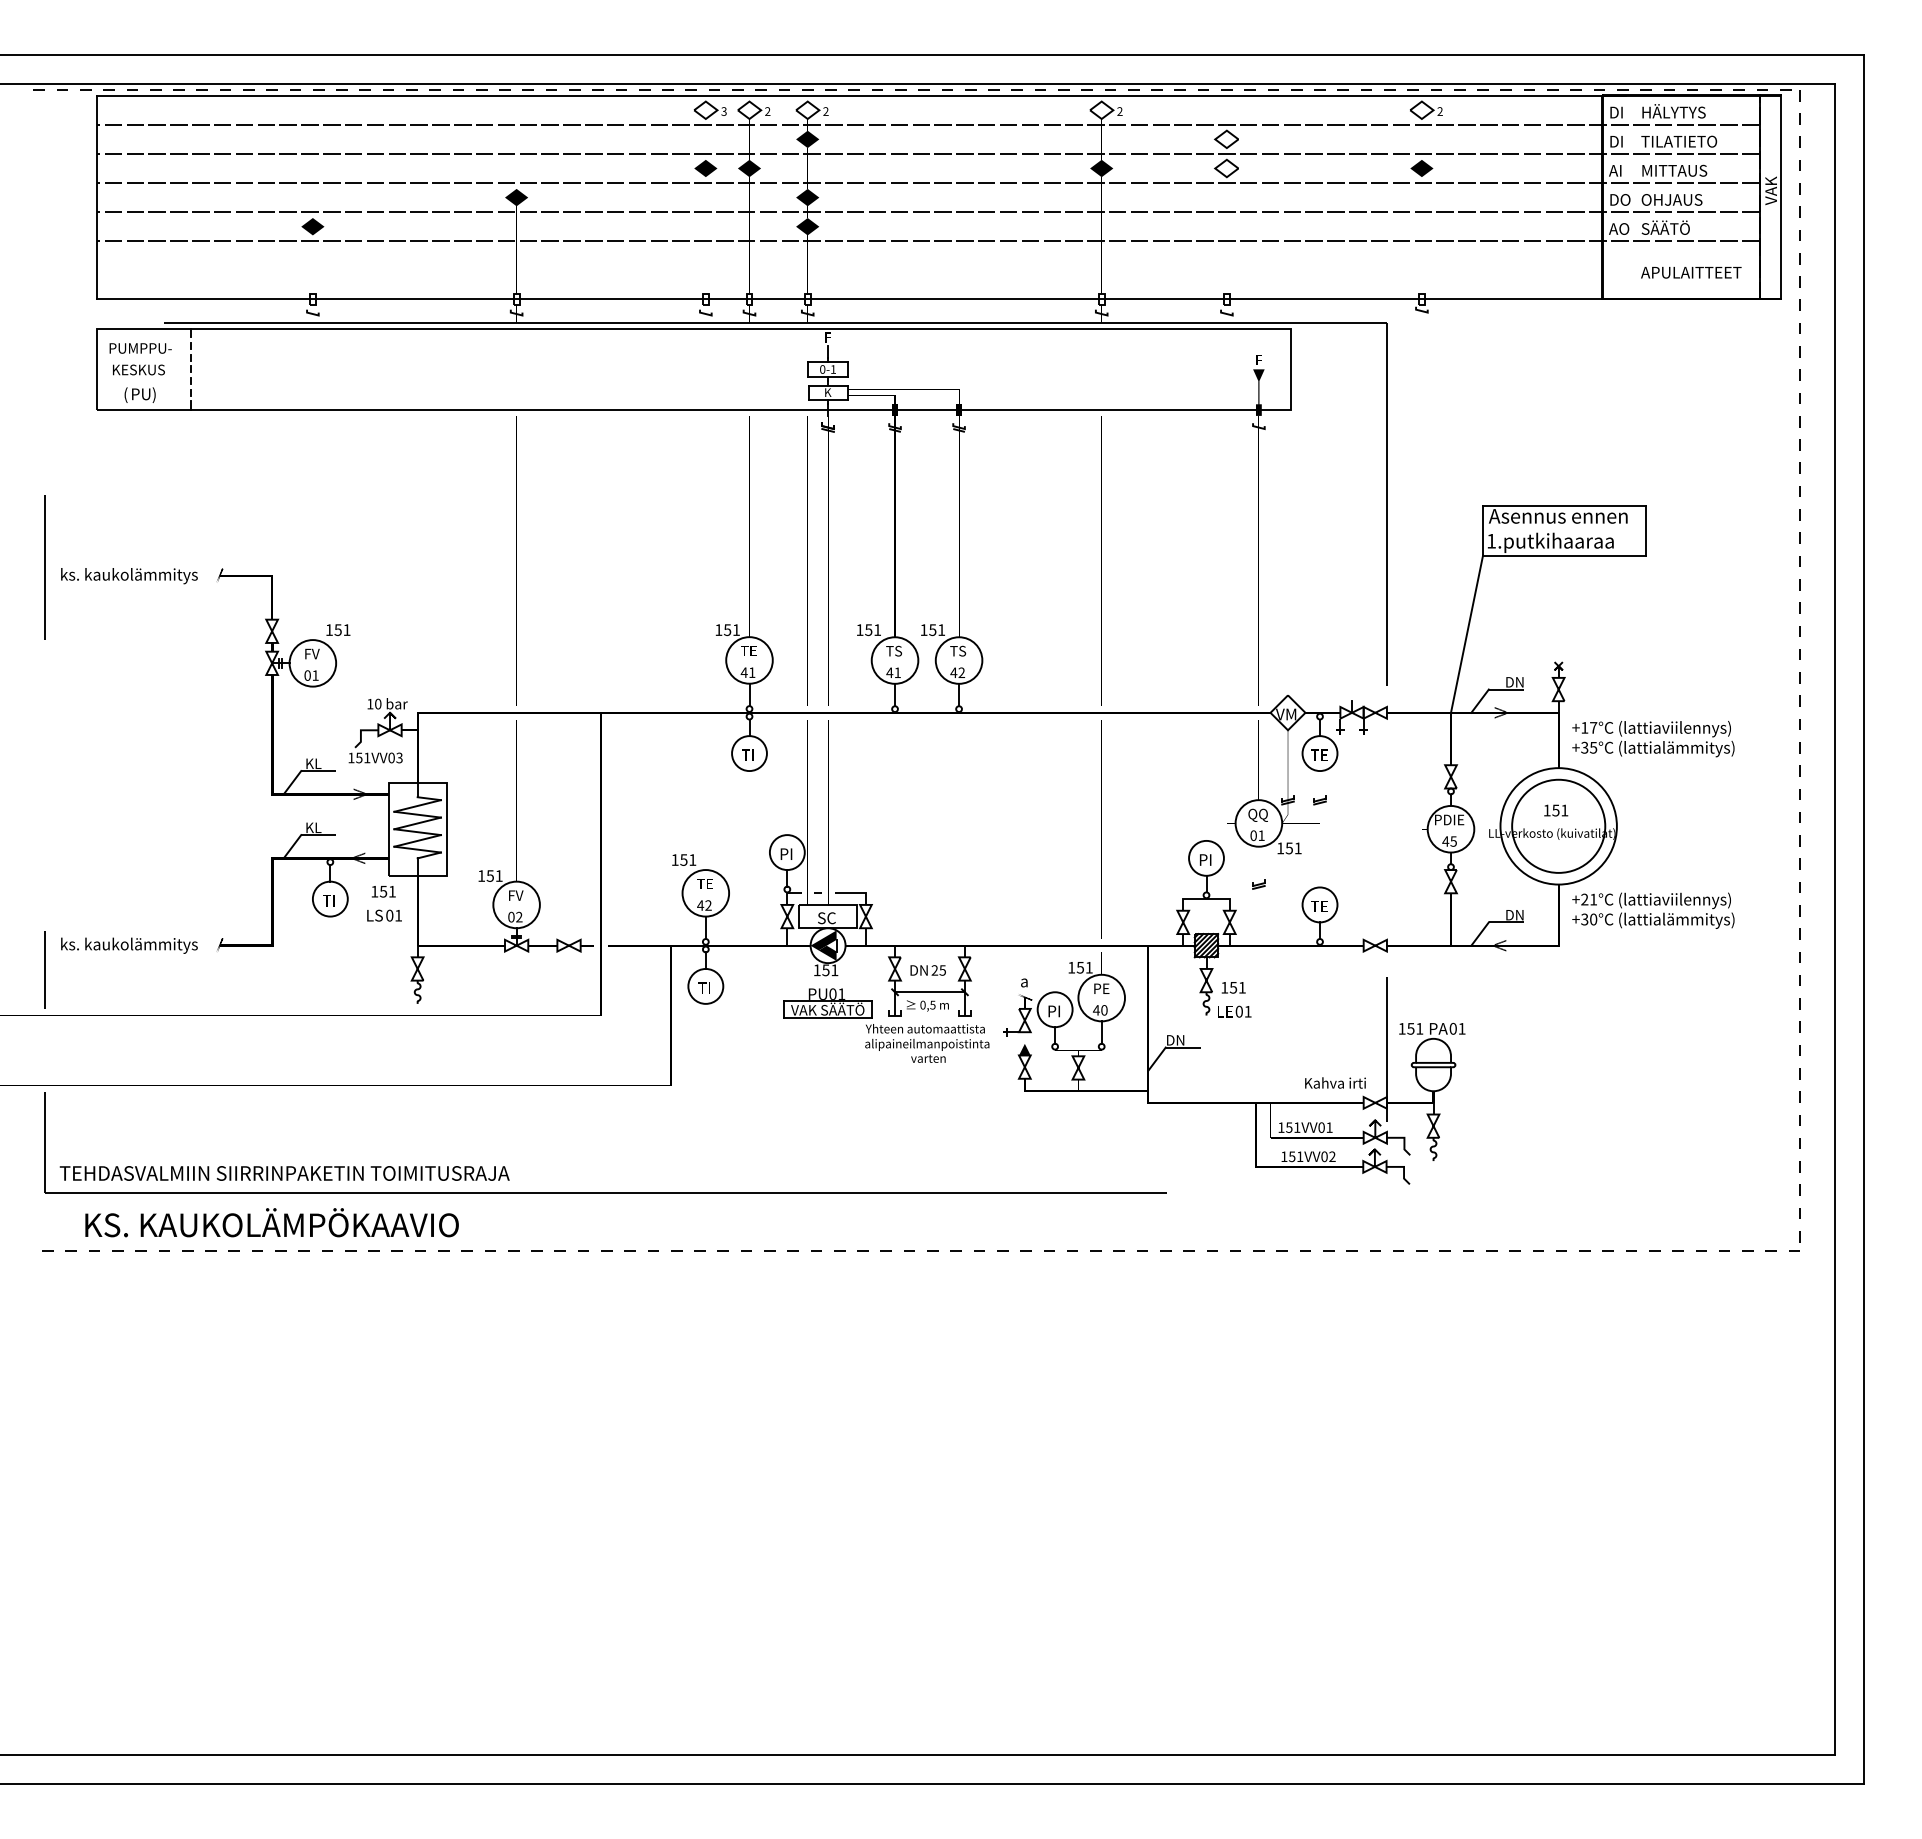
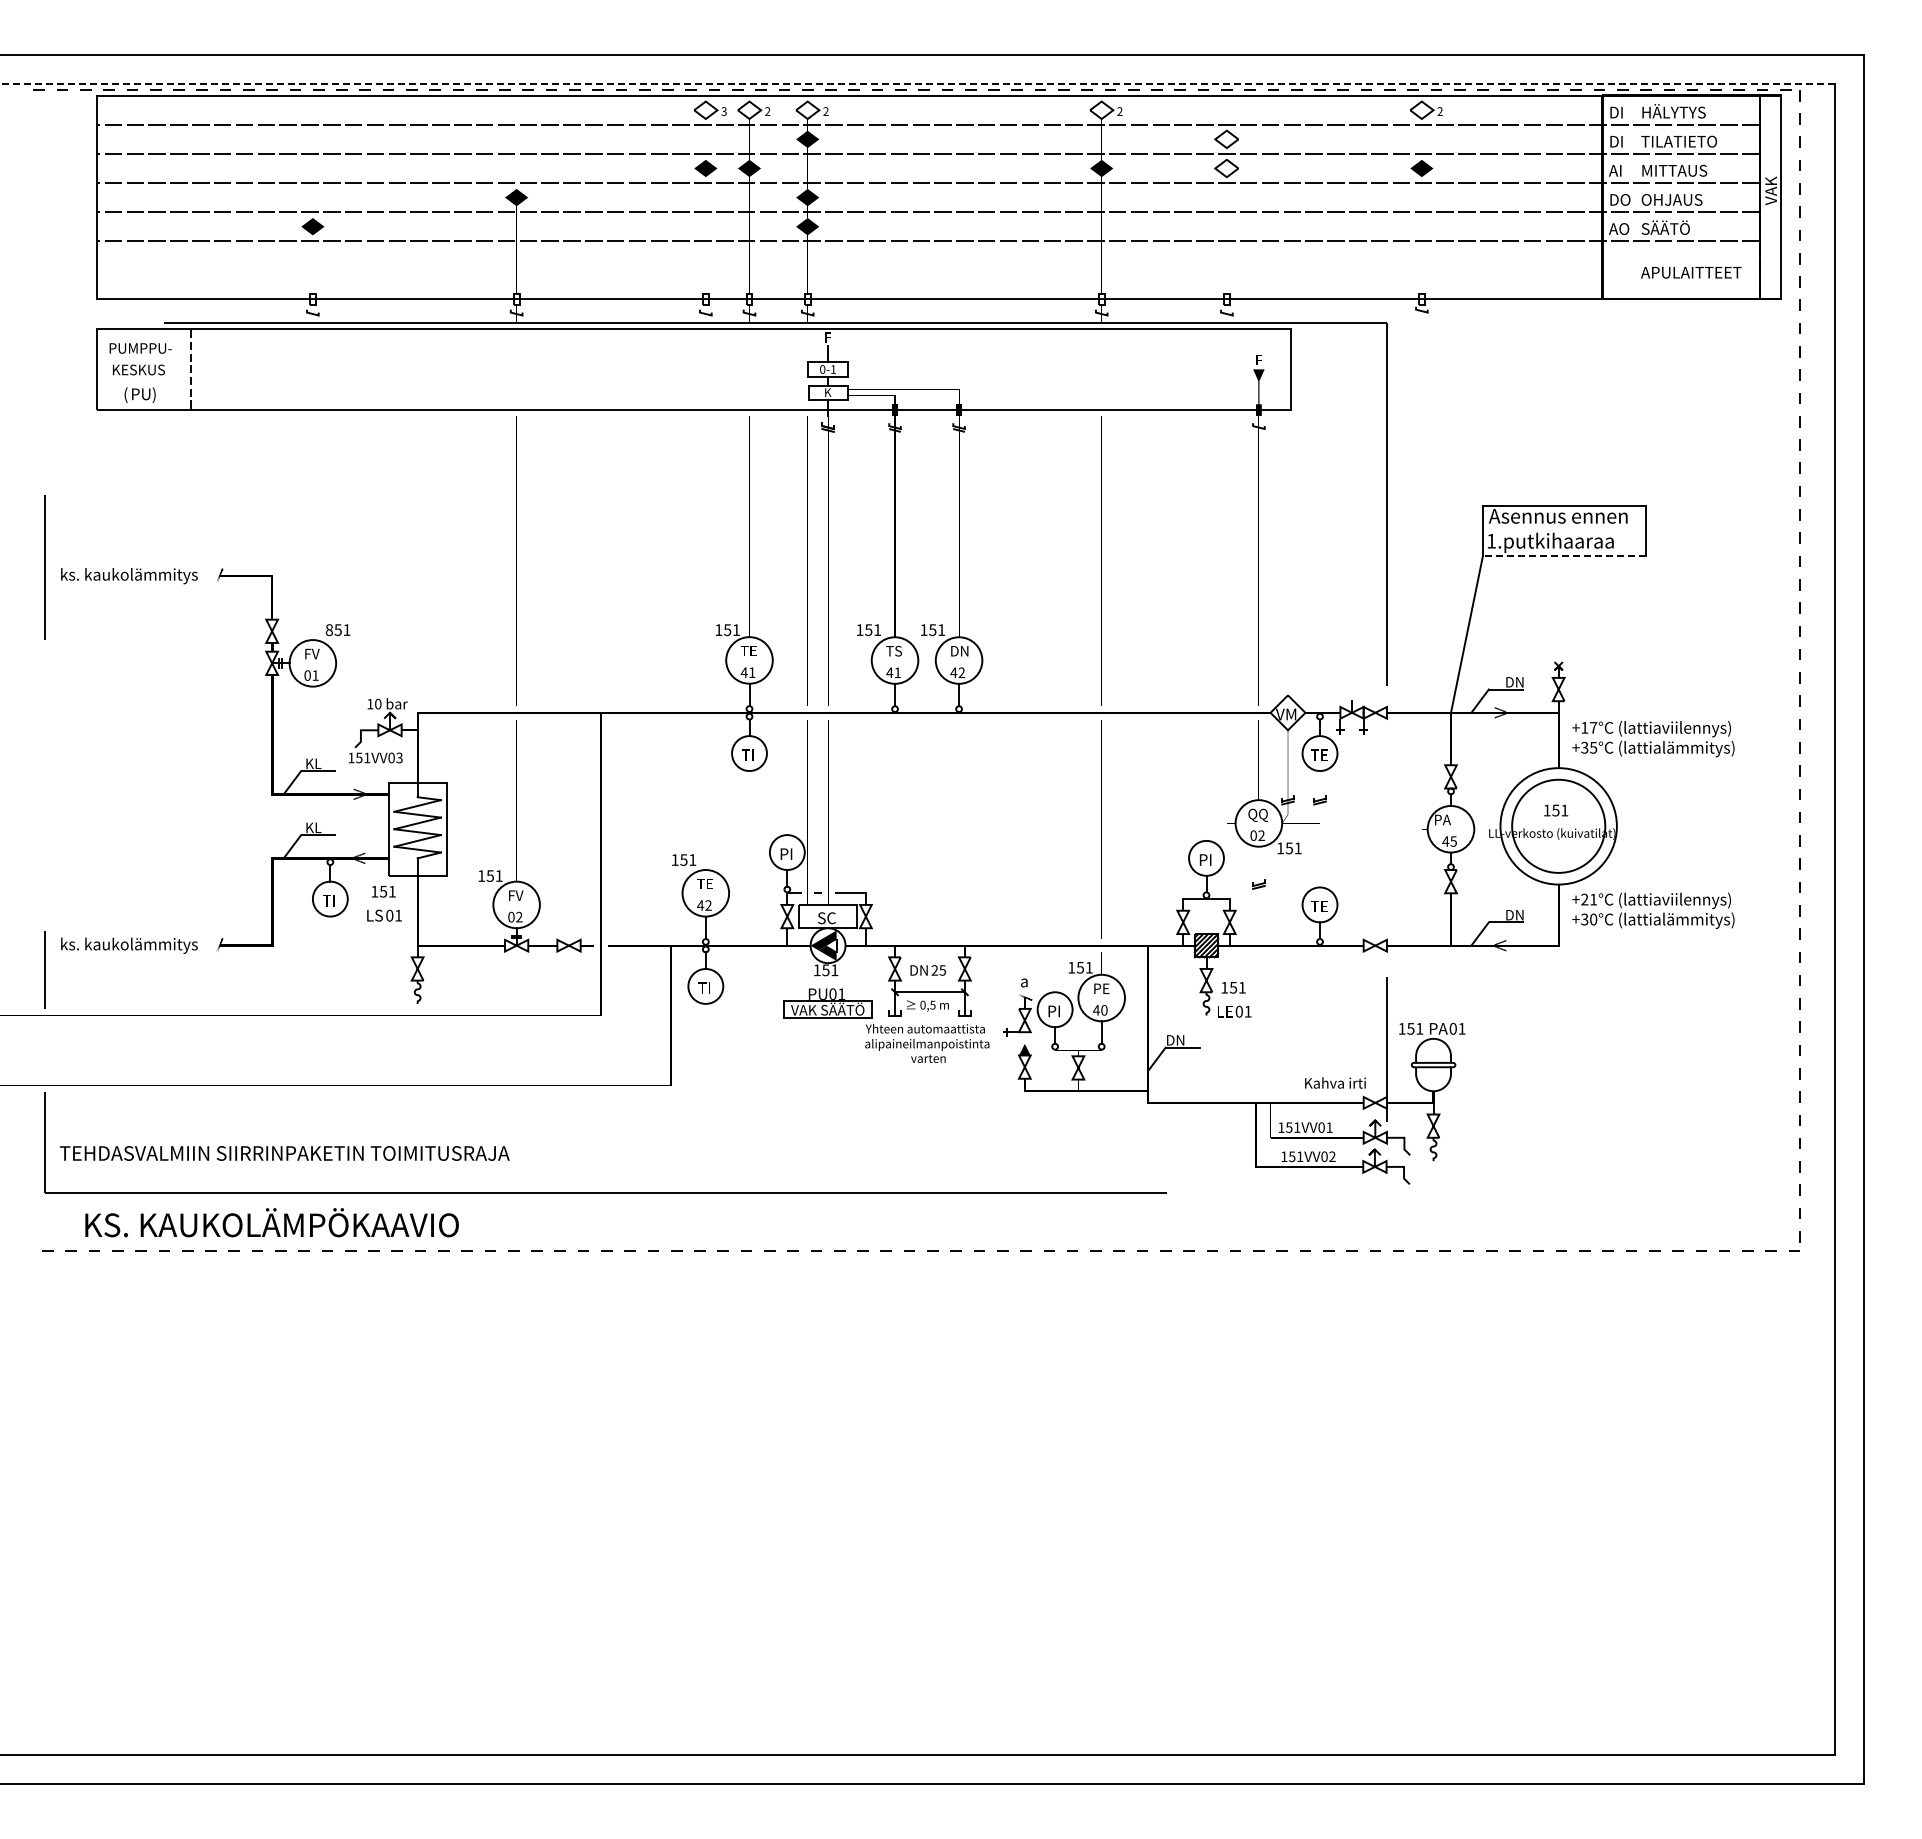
line: solid -> dashed (917, 84)
line: solid -> dashed (1564, 555)
text: 151 -> 851 (329, 630)
text: TS -> DN (959, 650)
text: PDIE -> PA (1453, 819)
text: 01 -> 02 (1261, 835)
text position: (284, 1173) -> (284, 1153) (284, 1153)
